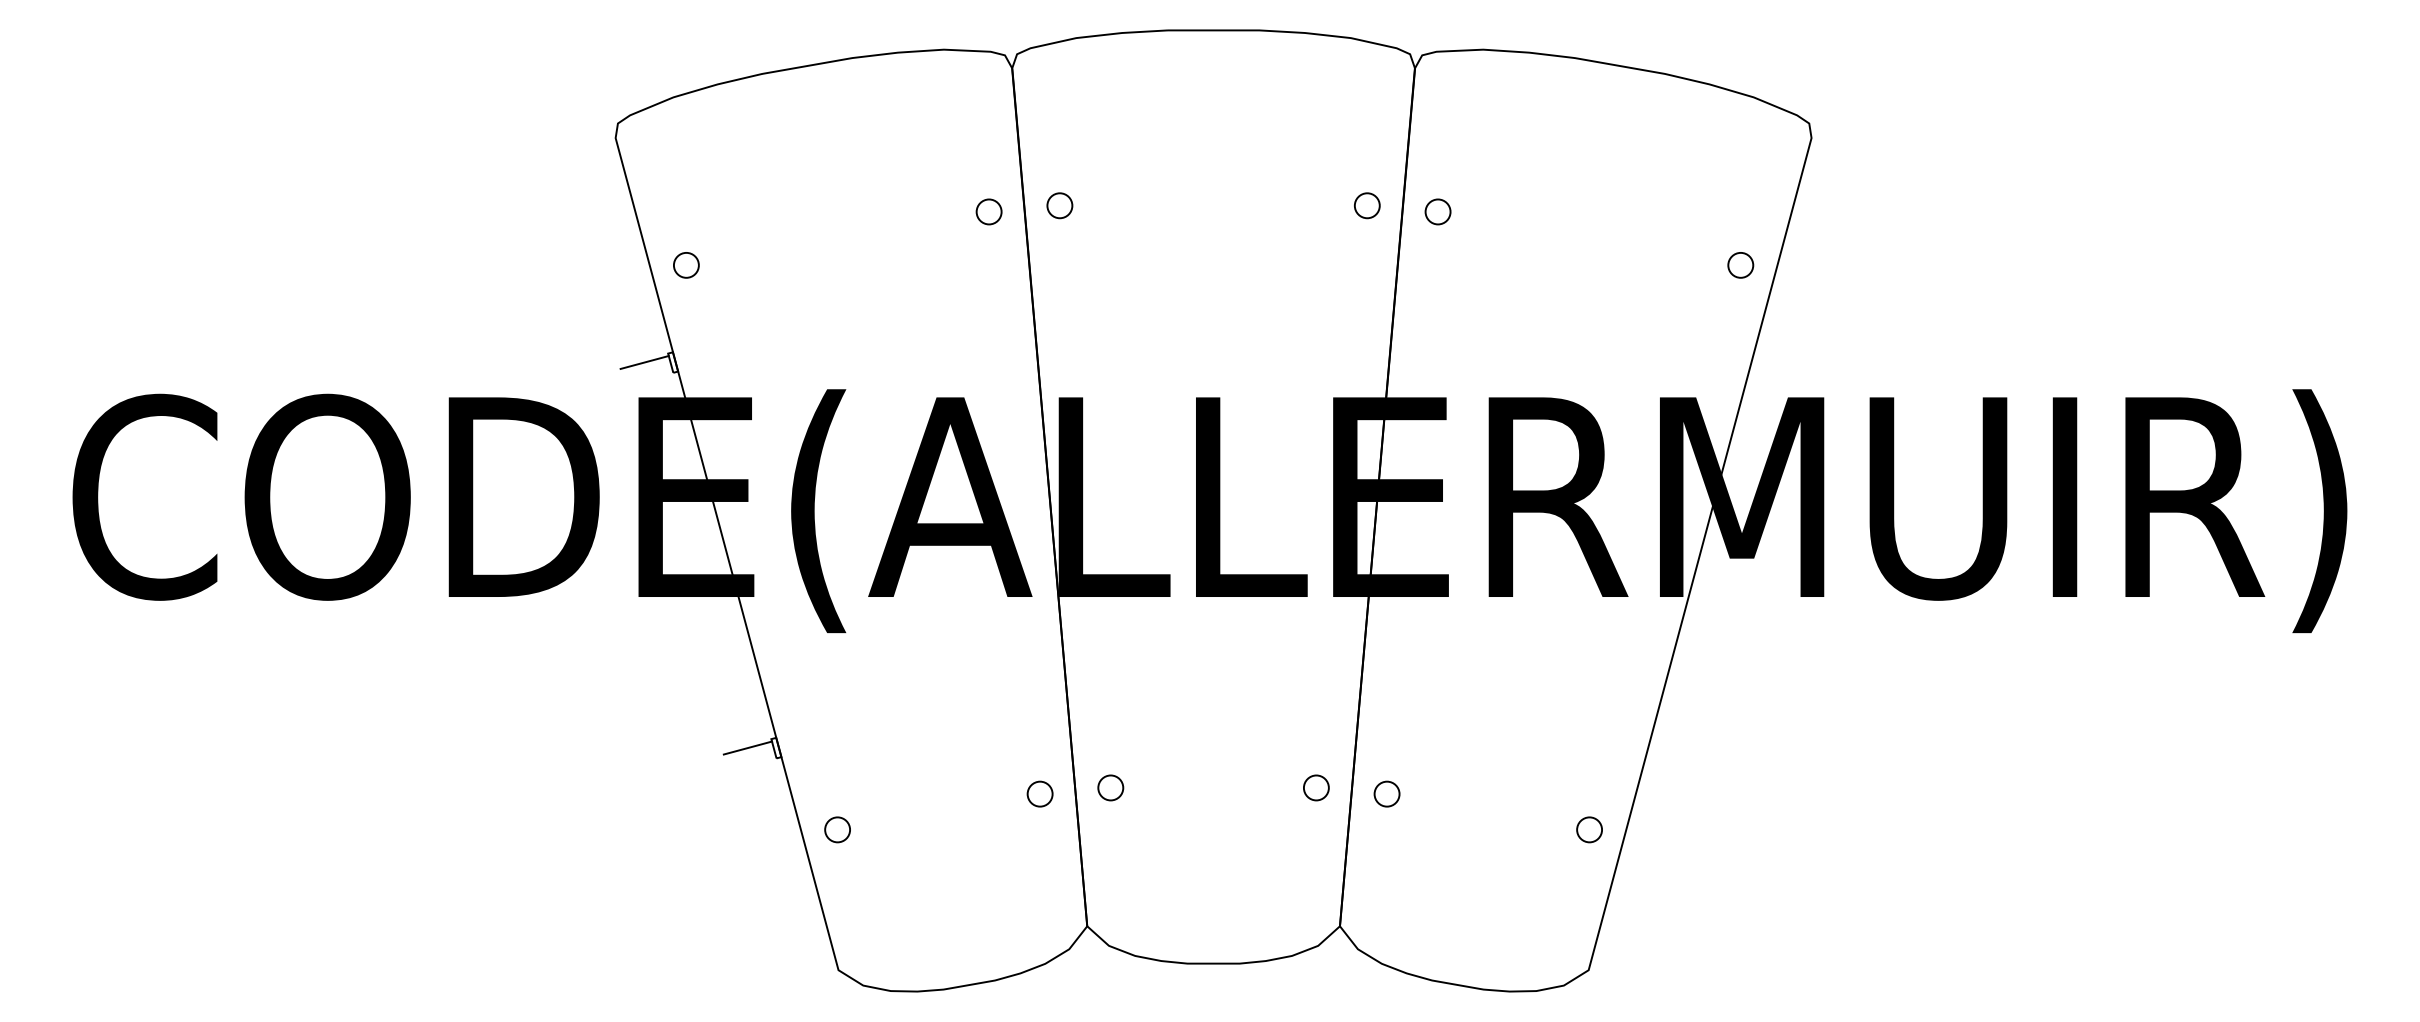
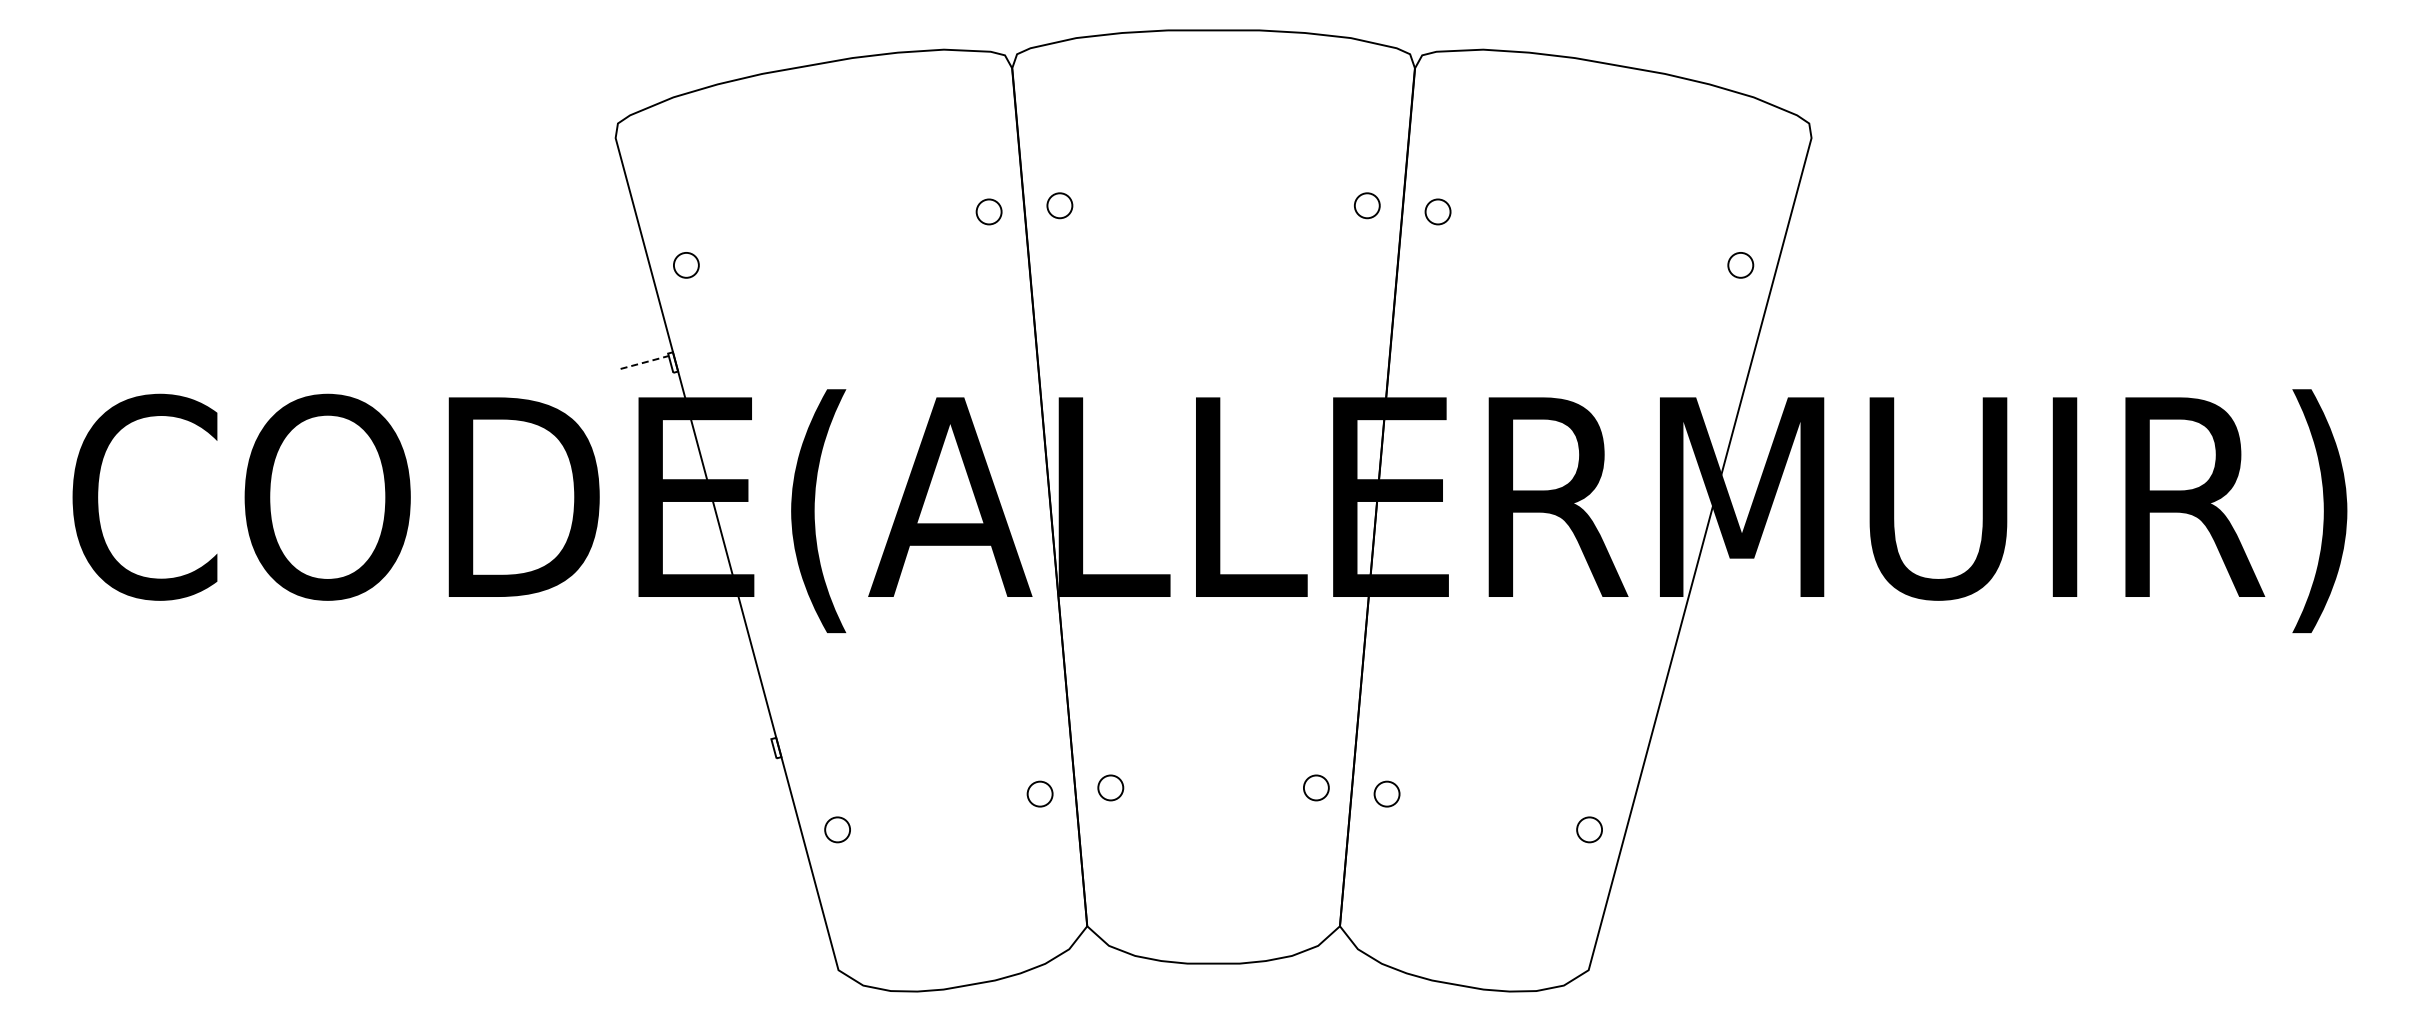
line: solid -> dashed (644, 362)
line: present -> none (747, 747)
